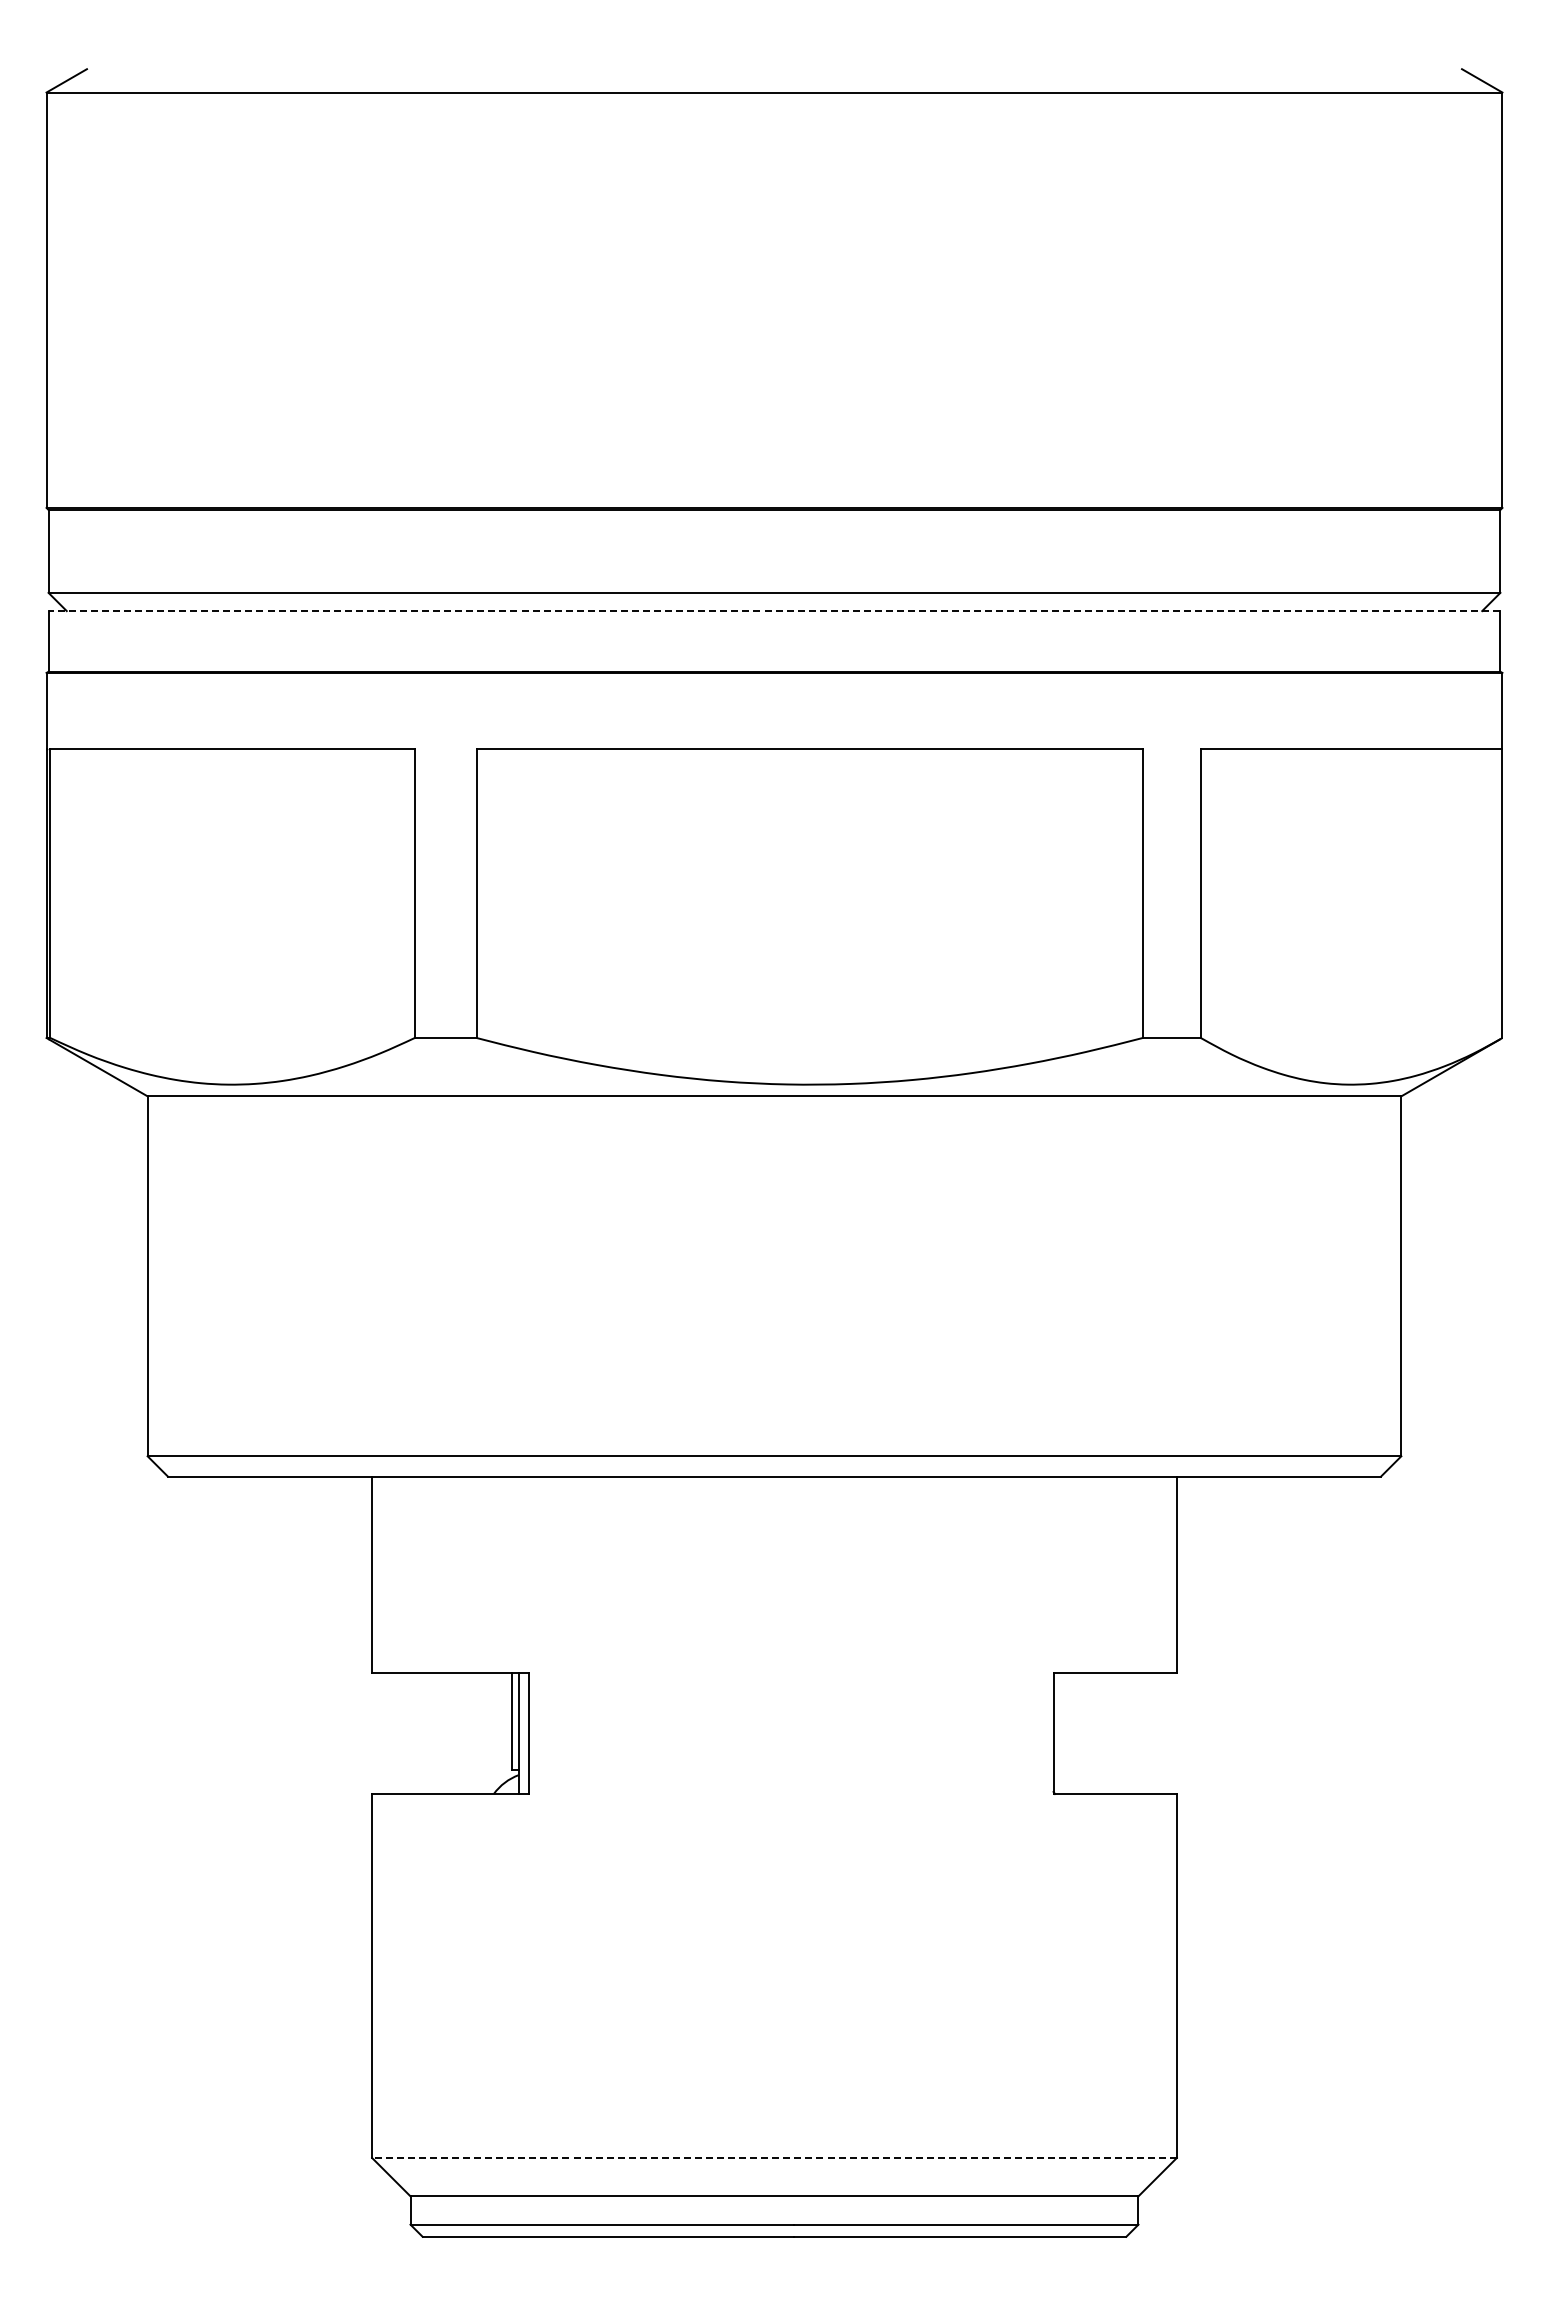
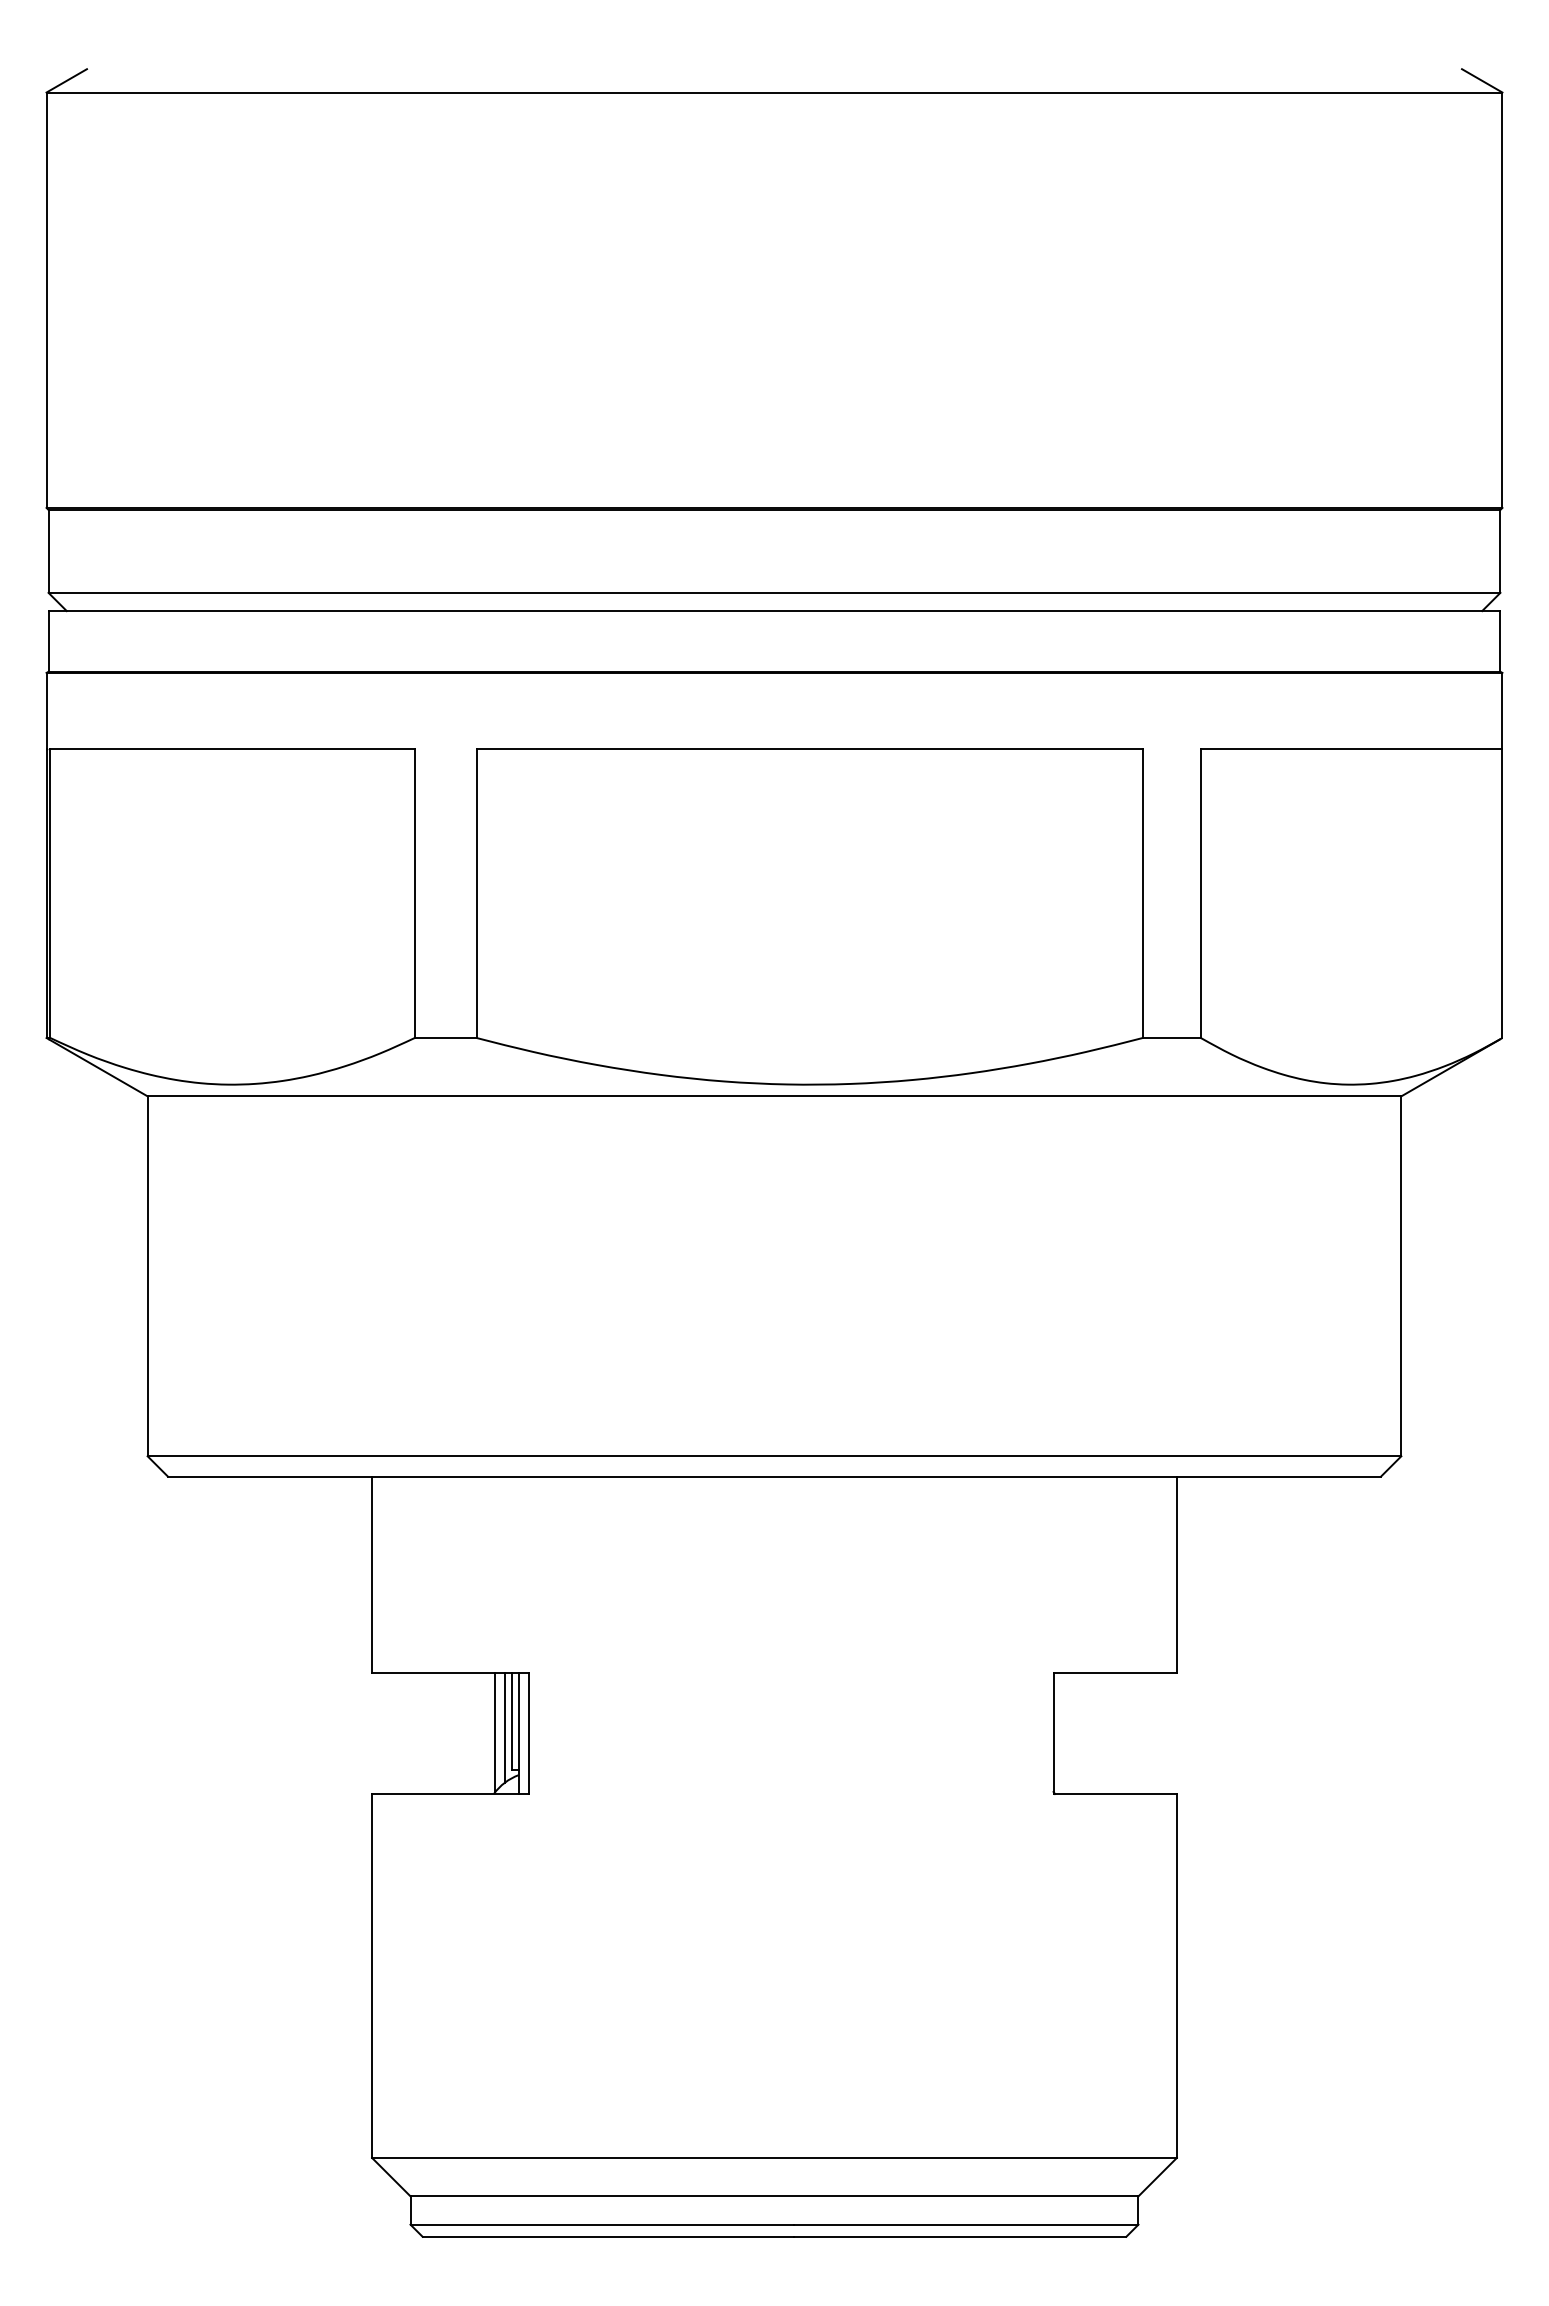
line: dashed -> solid (774, 611)
line: none -> present (505, 1727)
line: none -> present (495, 1731)
line: dashed -> solid (773, 2157)
